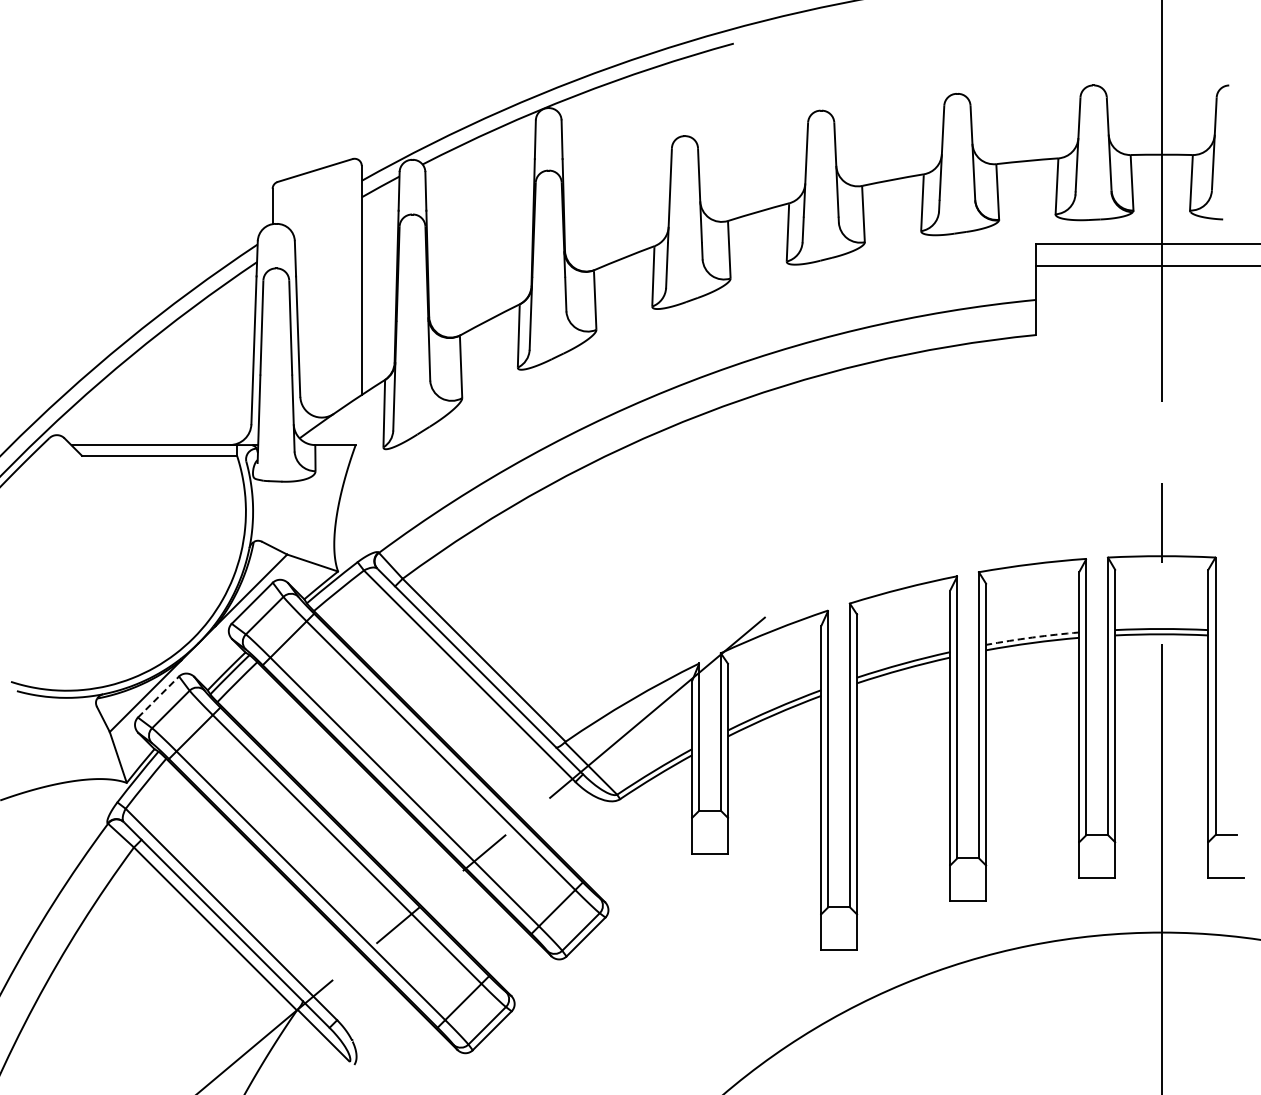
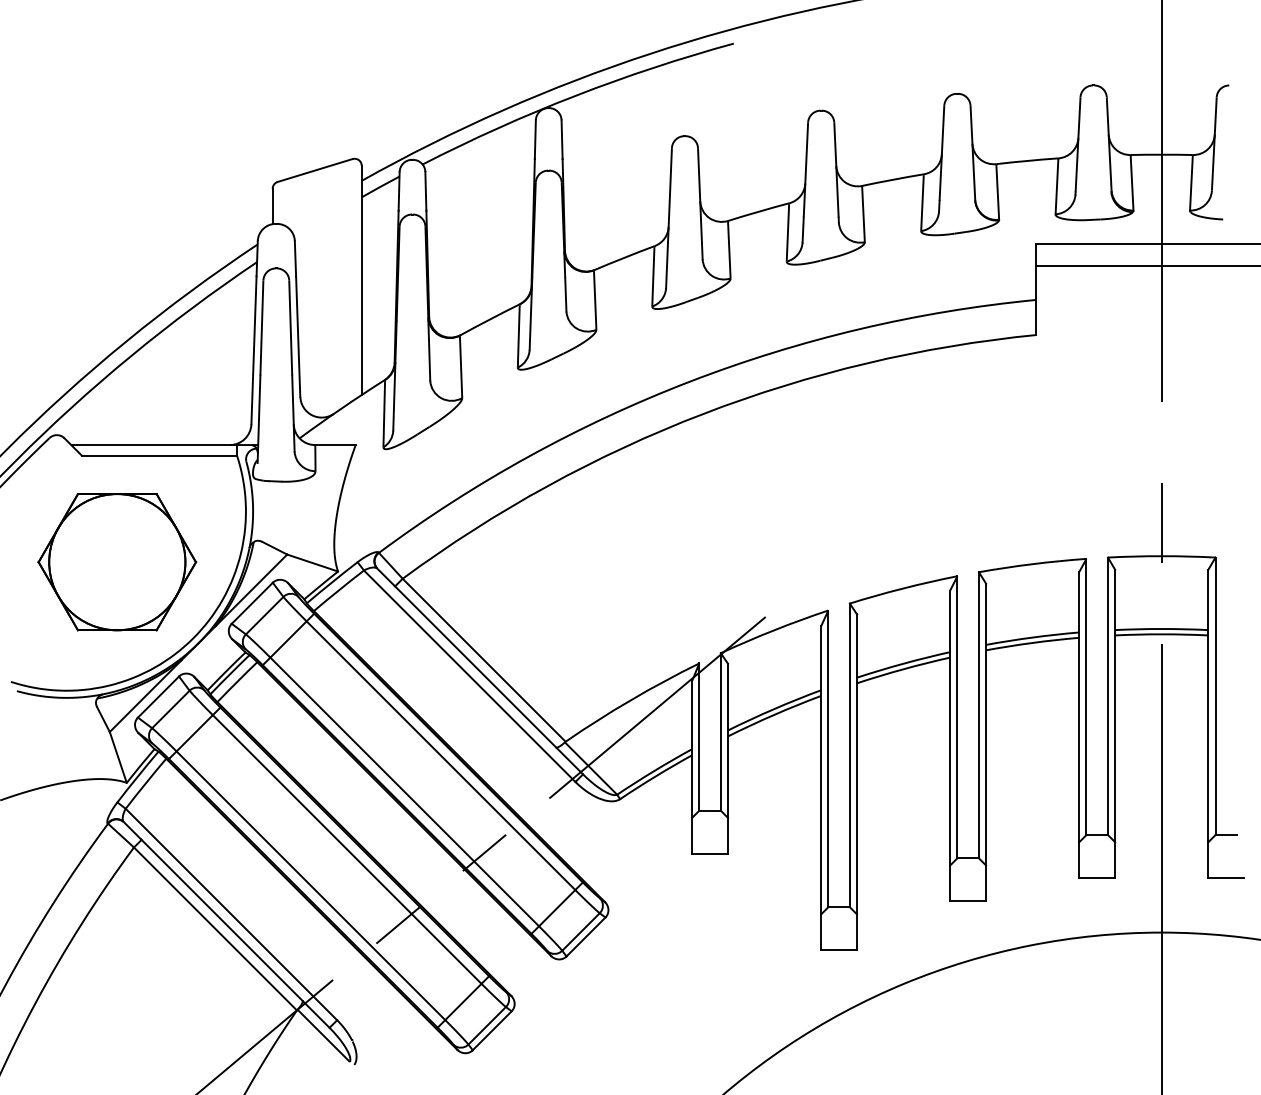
part: none -> present (117, 562)
arc: dashed -> solid (1032, 637)
line: dashed -> solid (158, 696)
